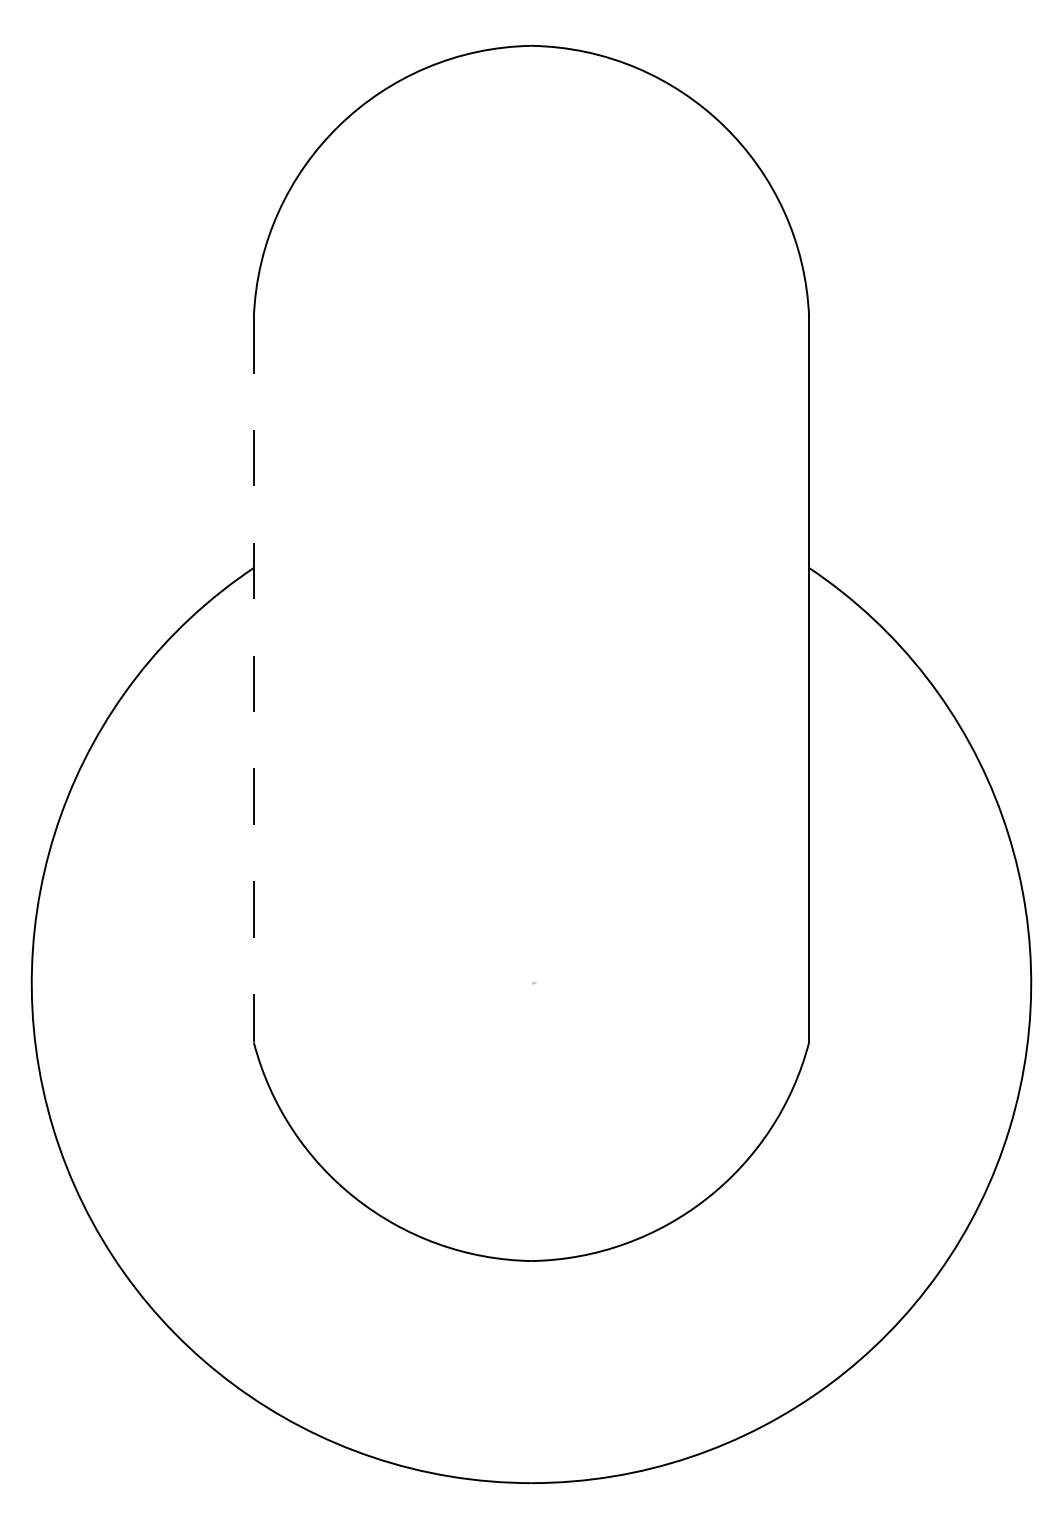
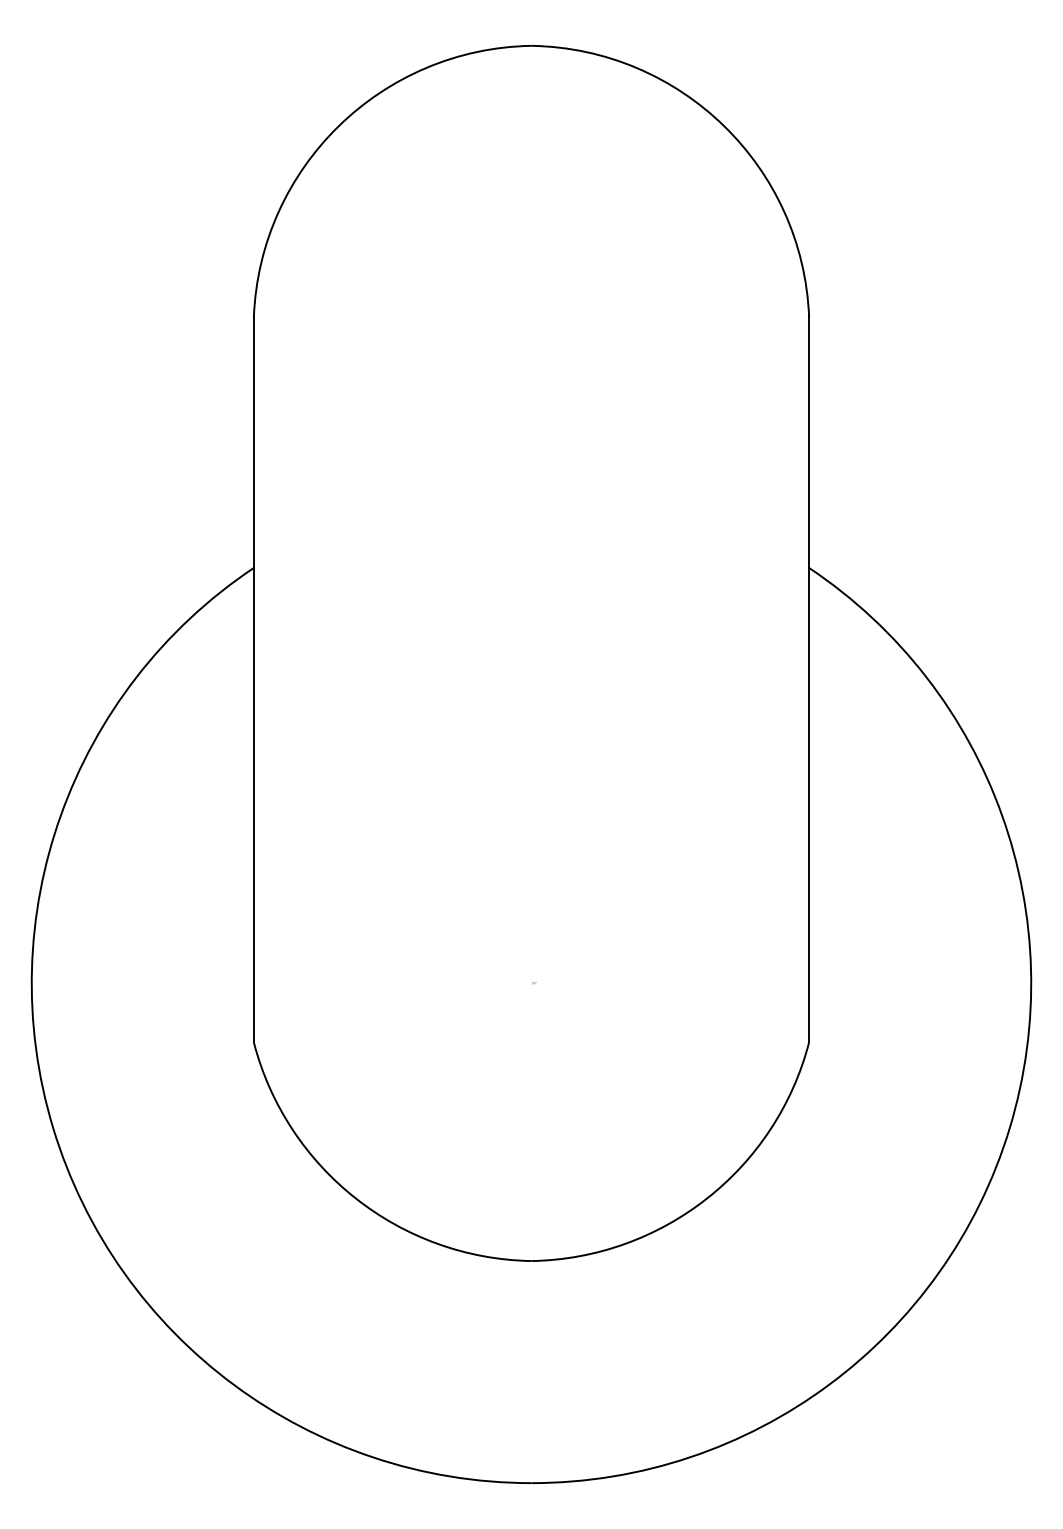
line: dashed -> solid (253, 679)
